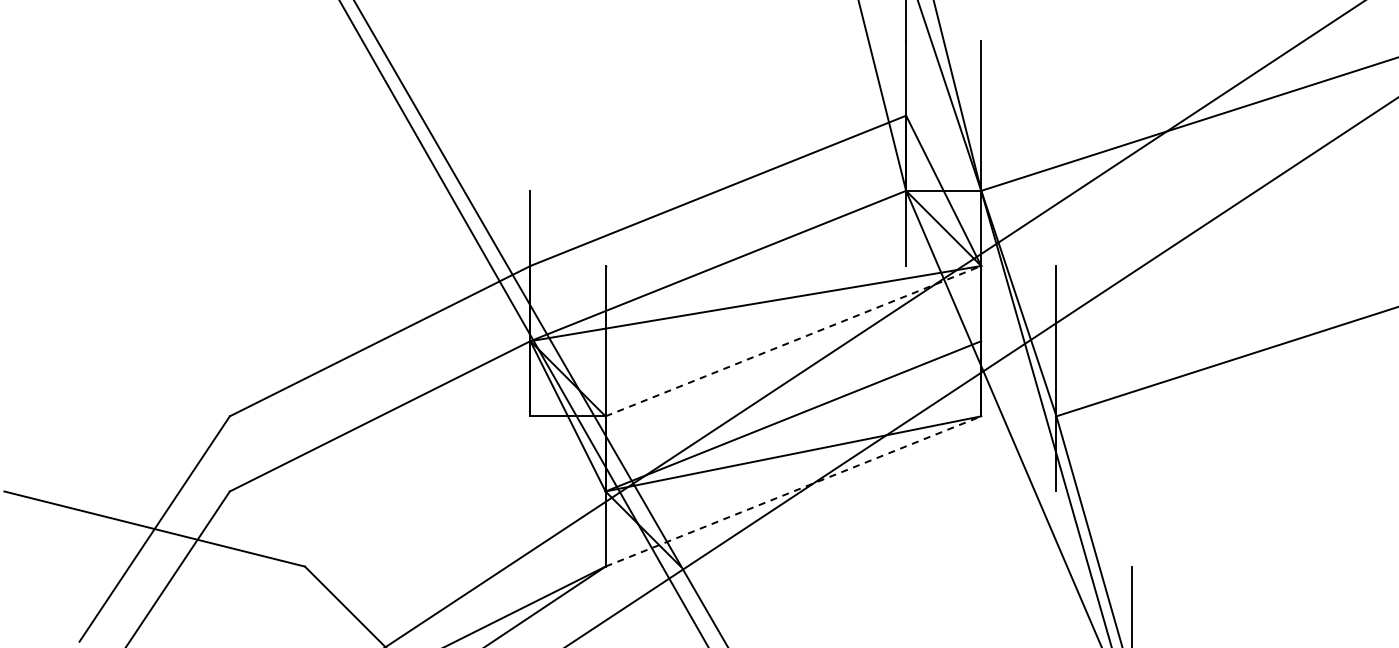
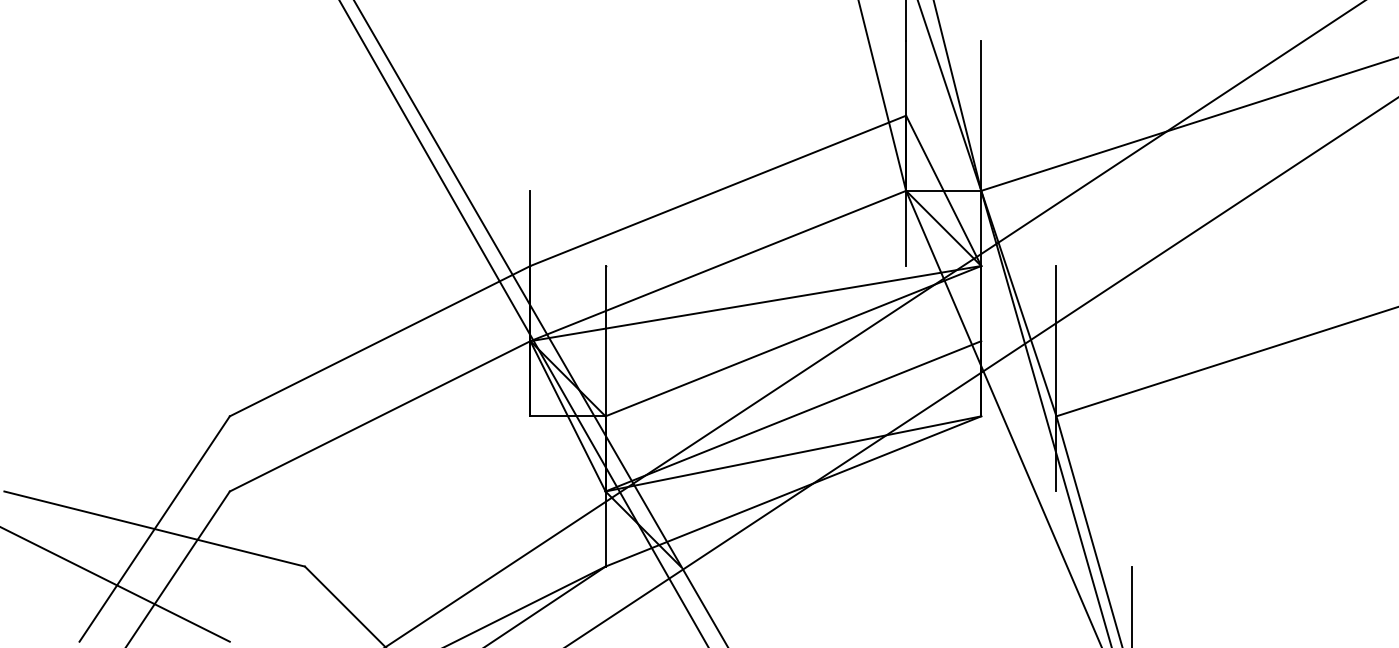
line: dashed -> solid (793, 340)
line: dashed -> solid (793, 491)
line: none -> present (115, 584)
